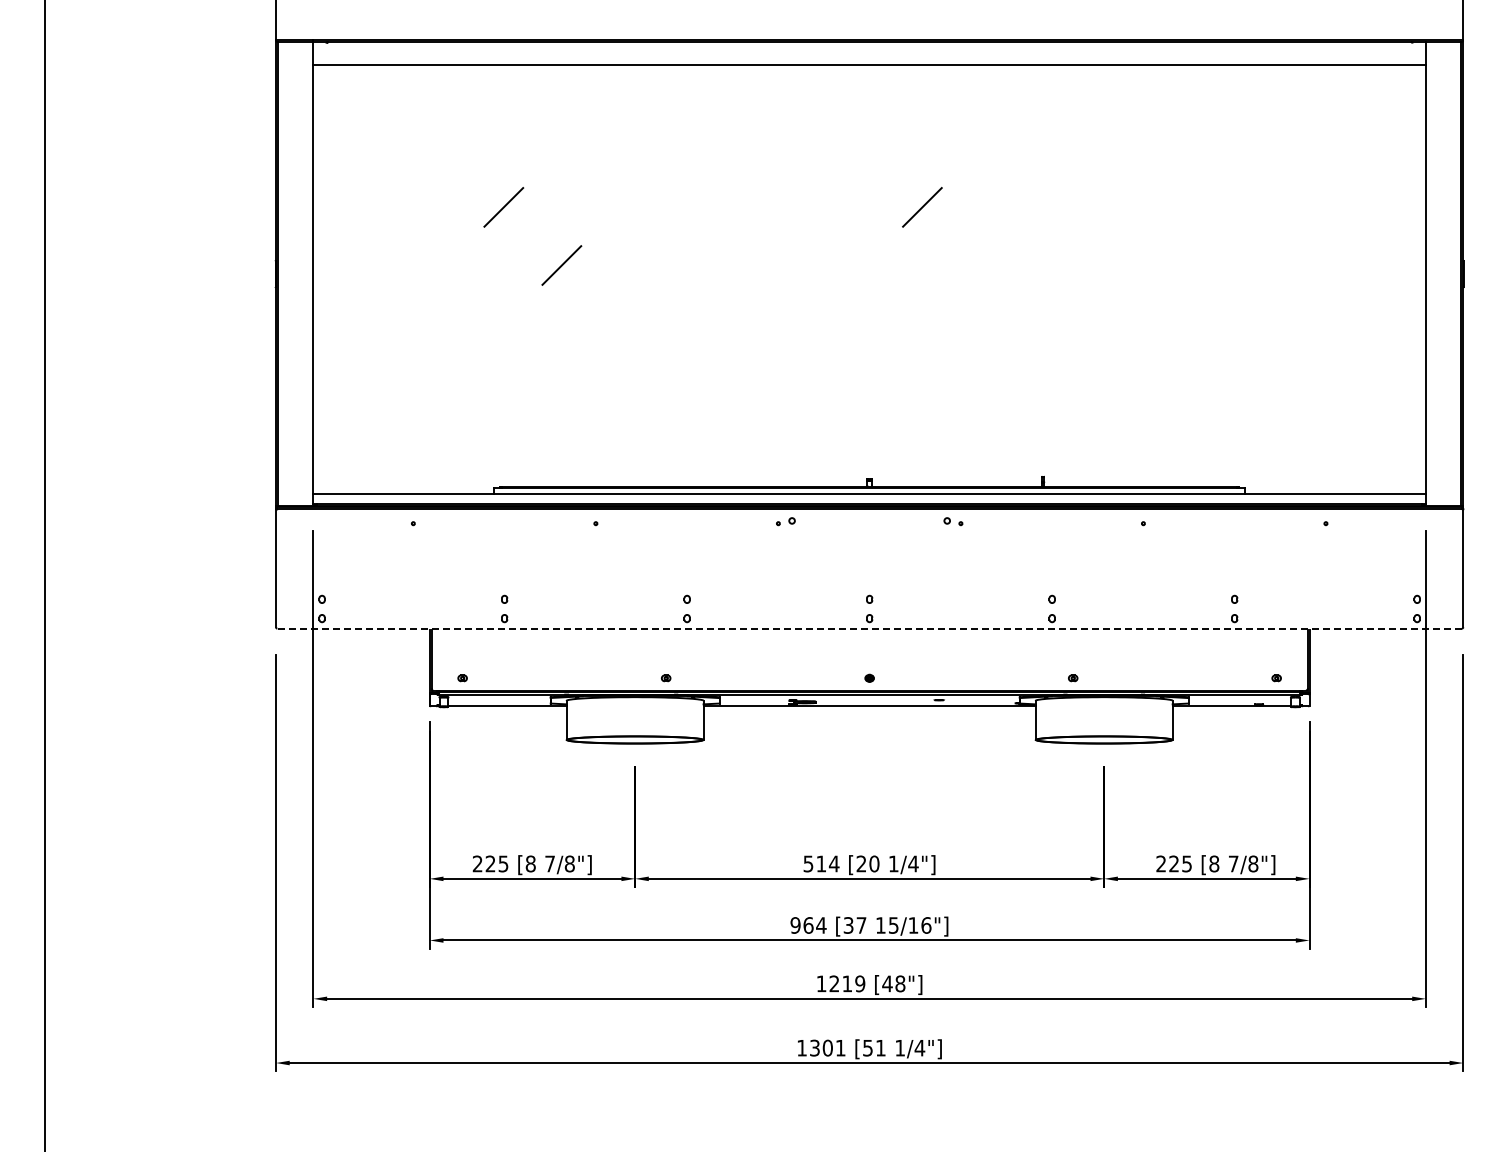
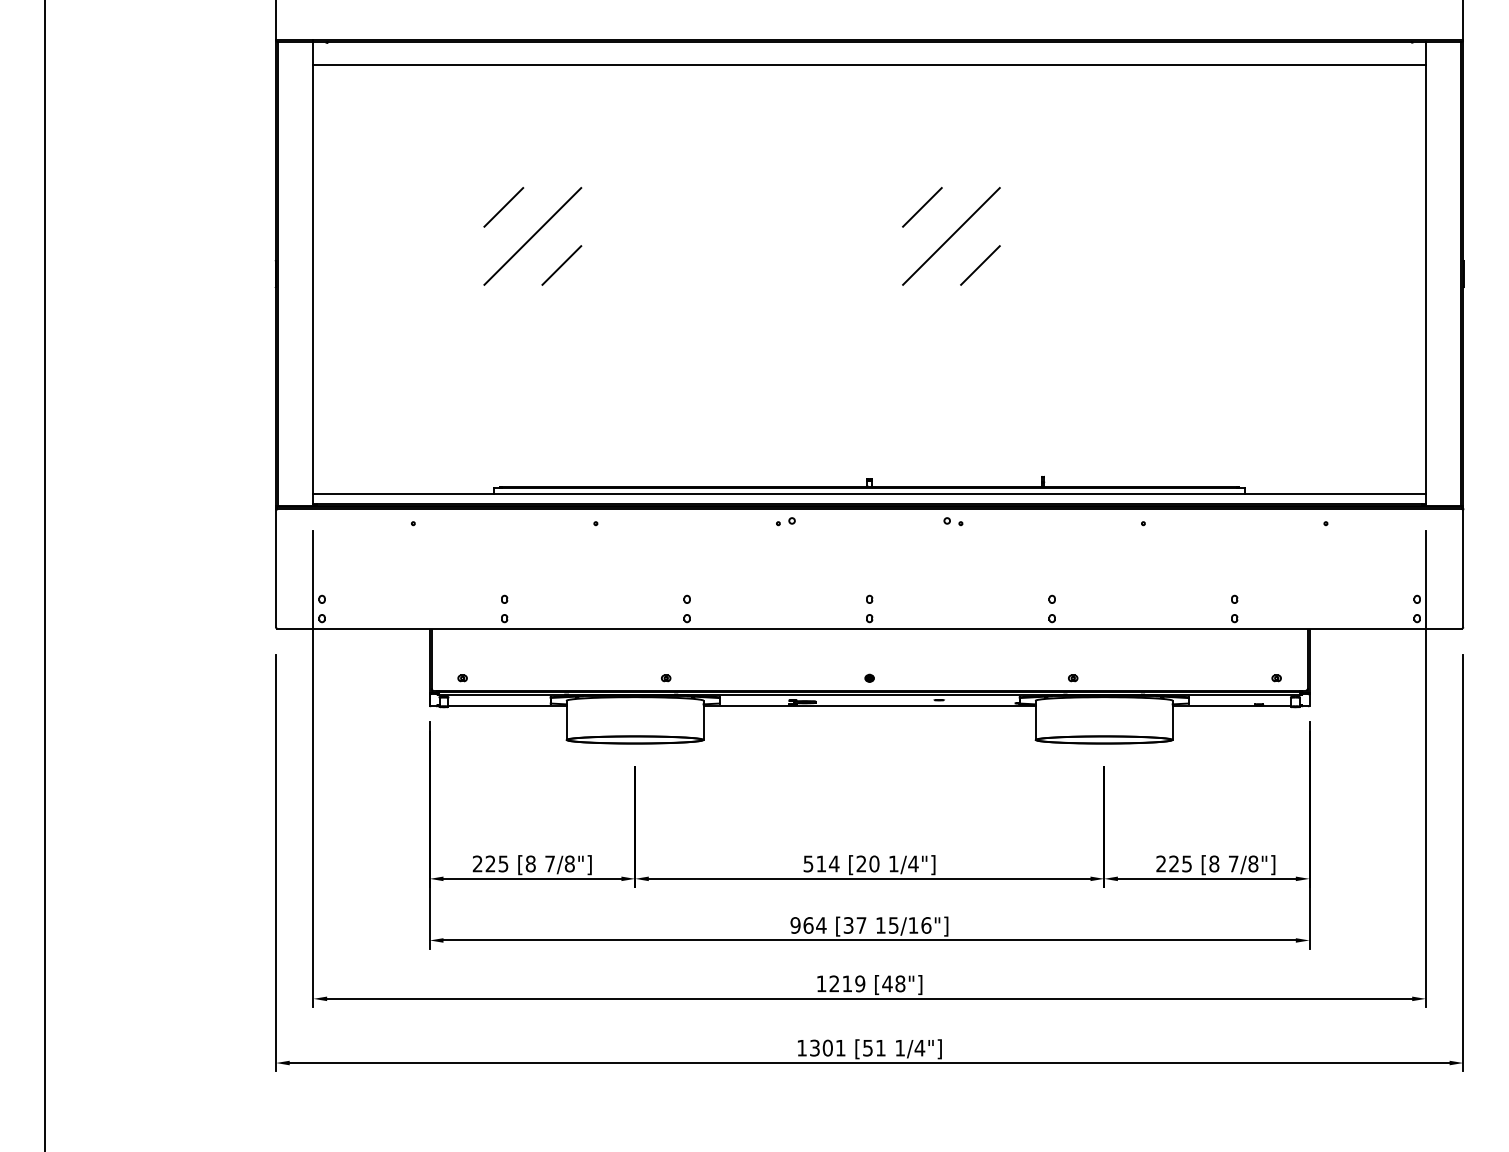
line: none -> present (532, 236)
line: none -> present (951, 236)
line: none -> present (980, 265)
line: dashed -> solid (869, 628)
